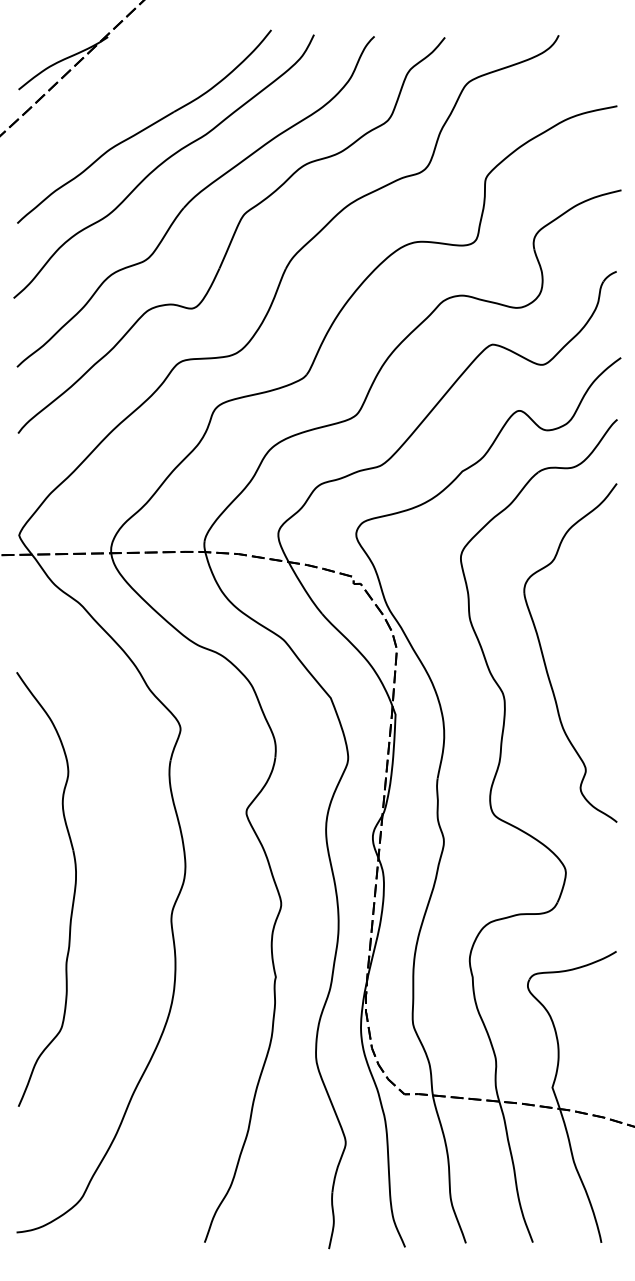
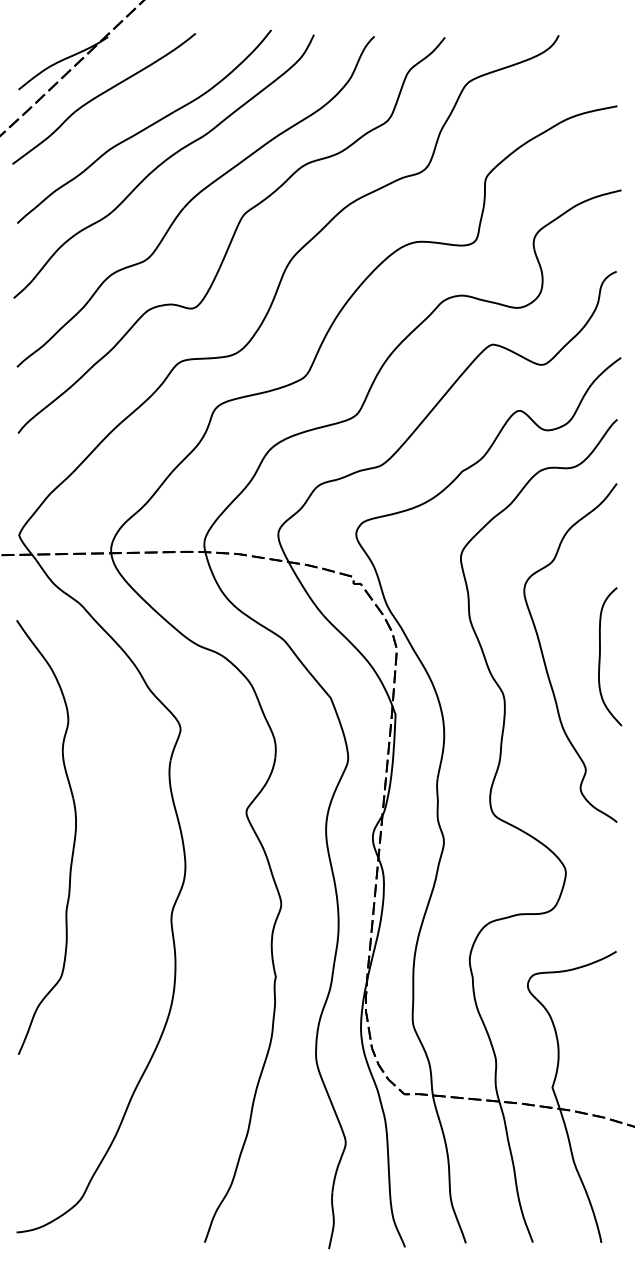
curve: none -> present (103, 94)
curve: none -> present (600, 656)
part position: (73, 892) -> (73, 840) (73, 840)
